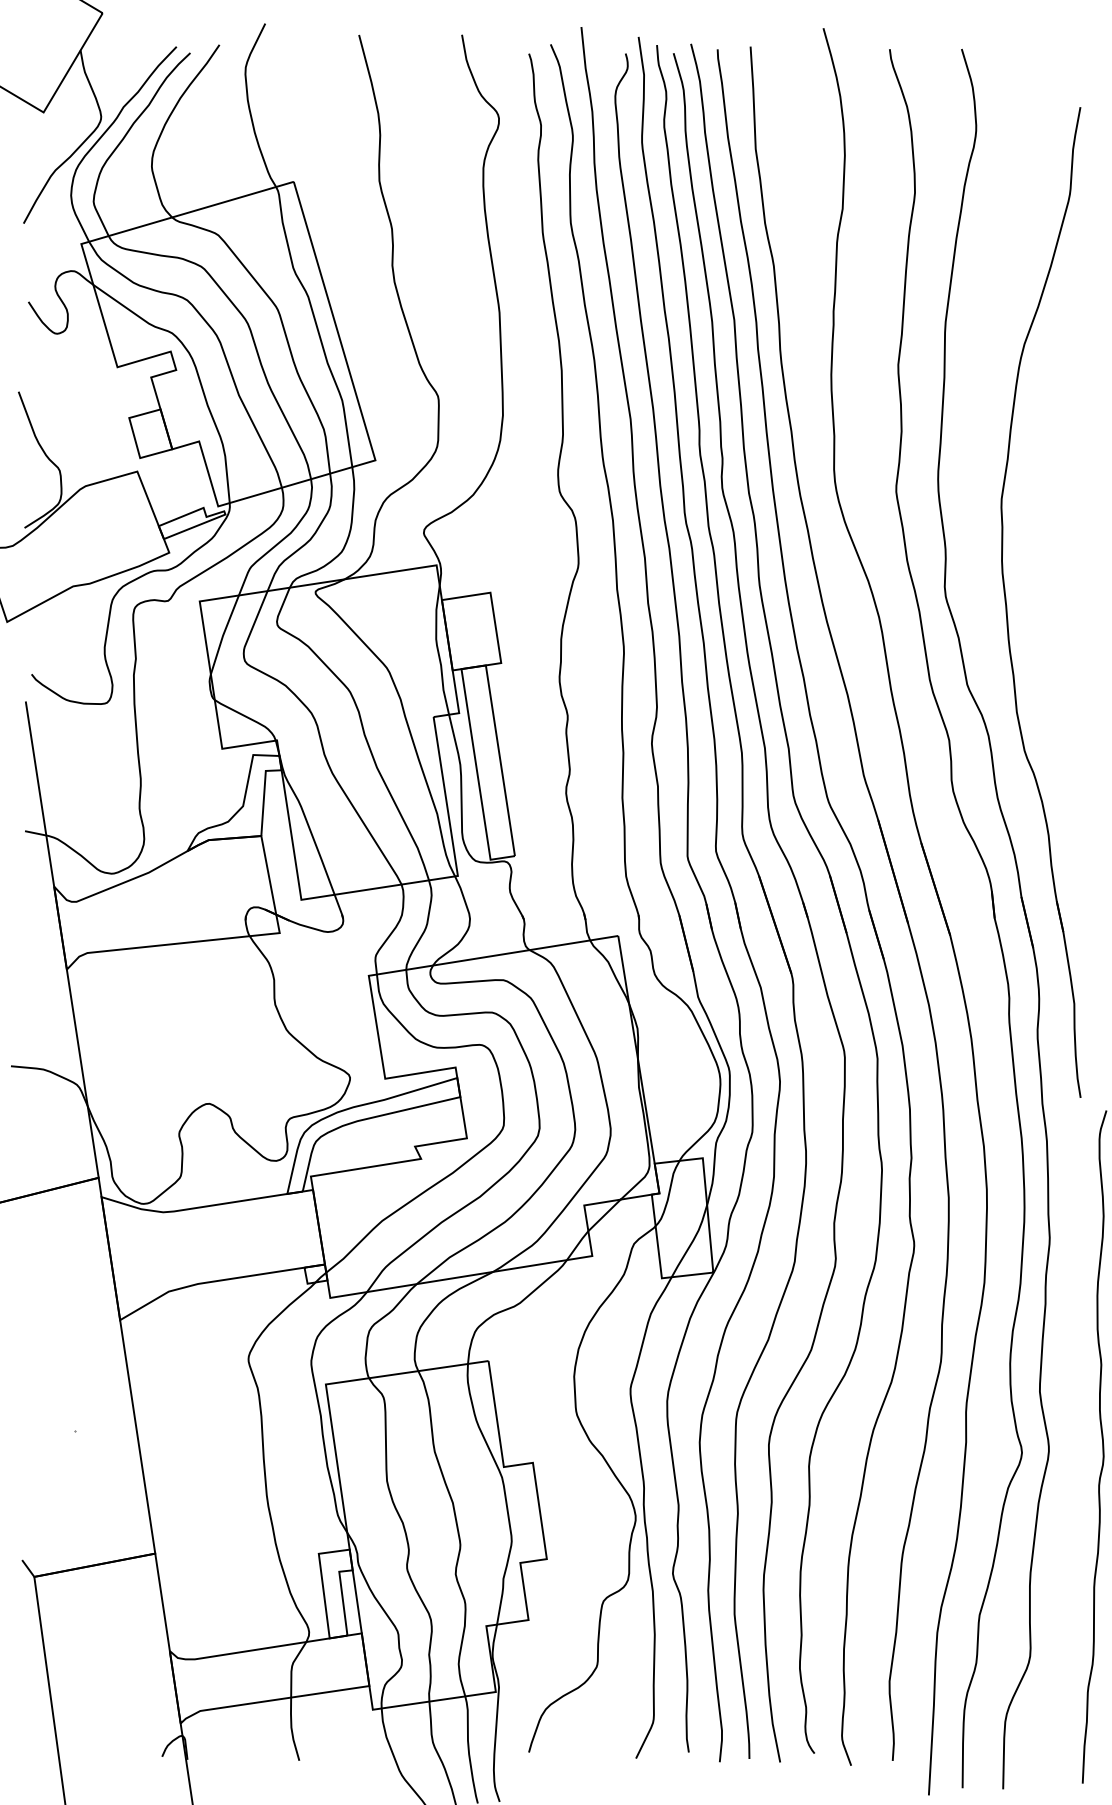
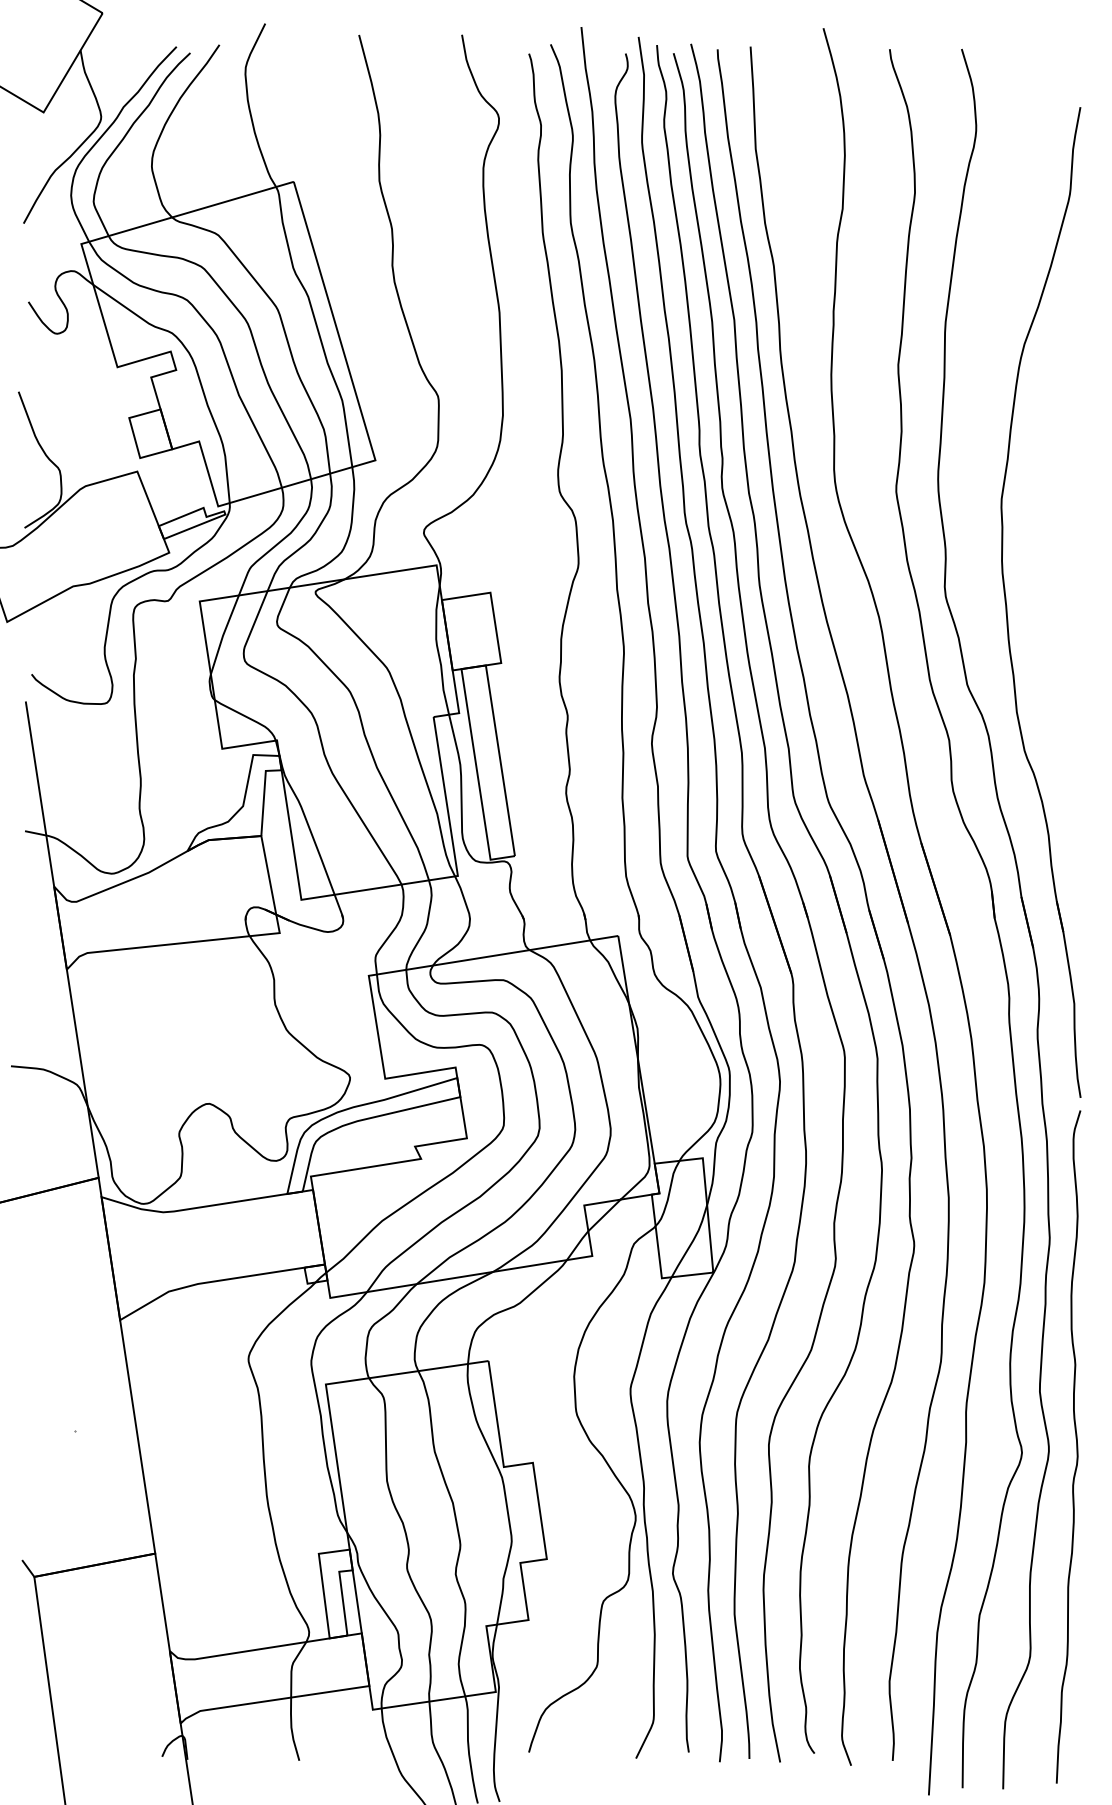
curve position: (1102, 1446) -> (1076, 1446) (1076, 1446)
